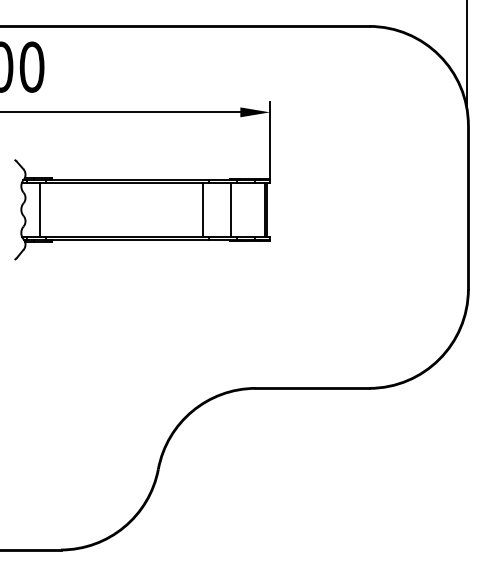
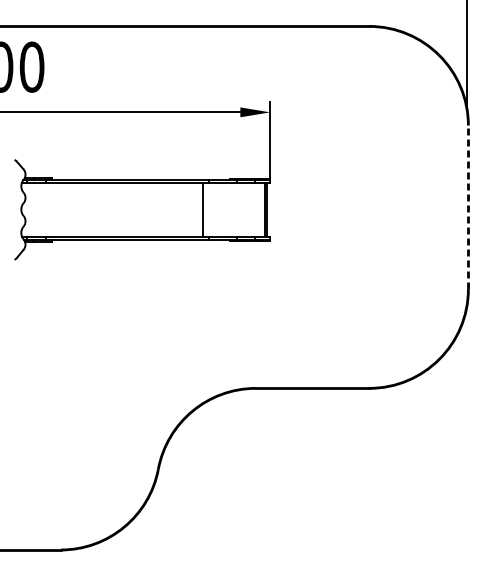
line: solid -> dashed (468, 207)
line: present -> none (40, 209)
line: present -> none (231, 209)
